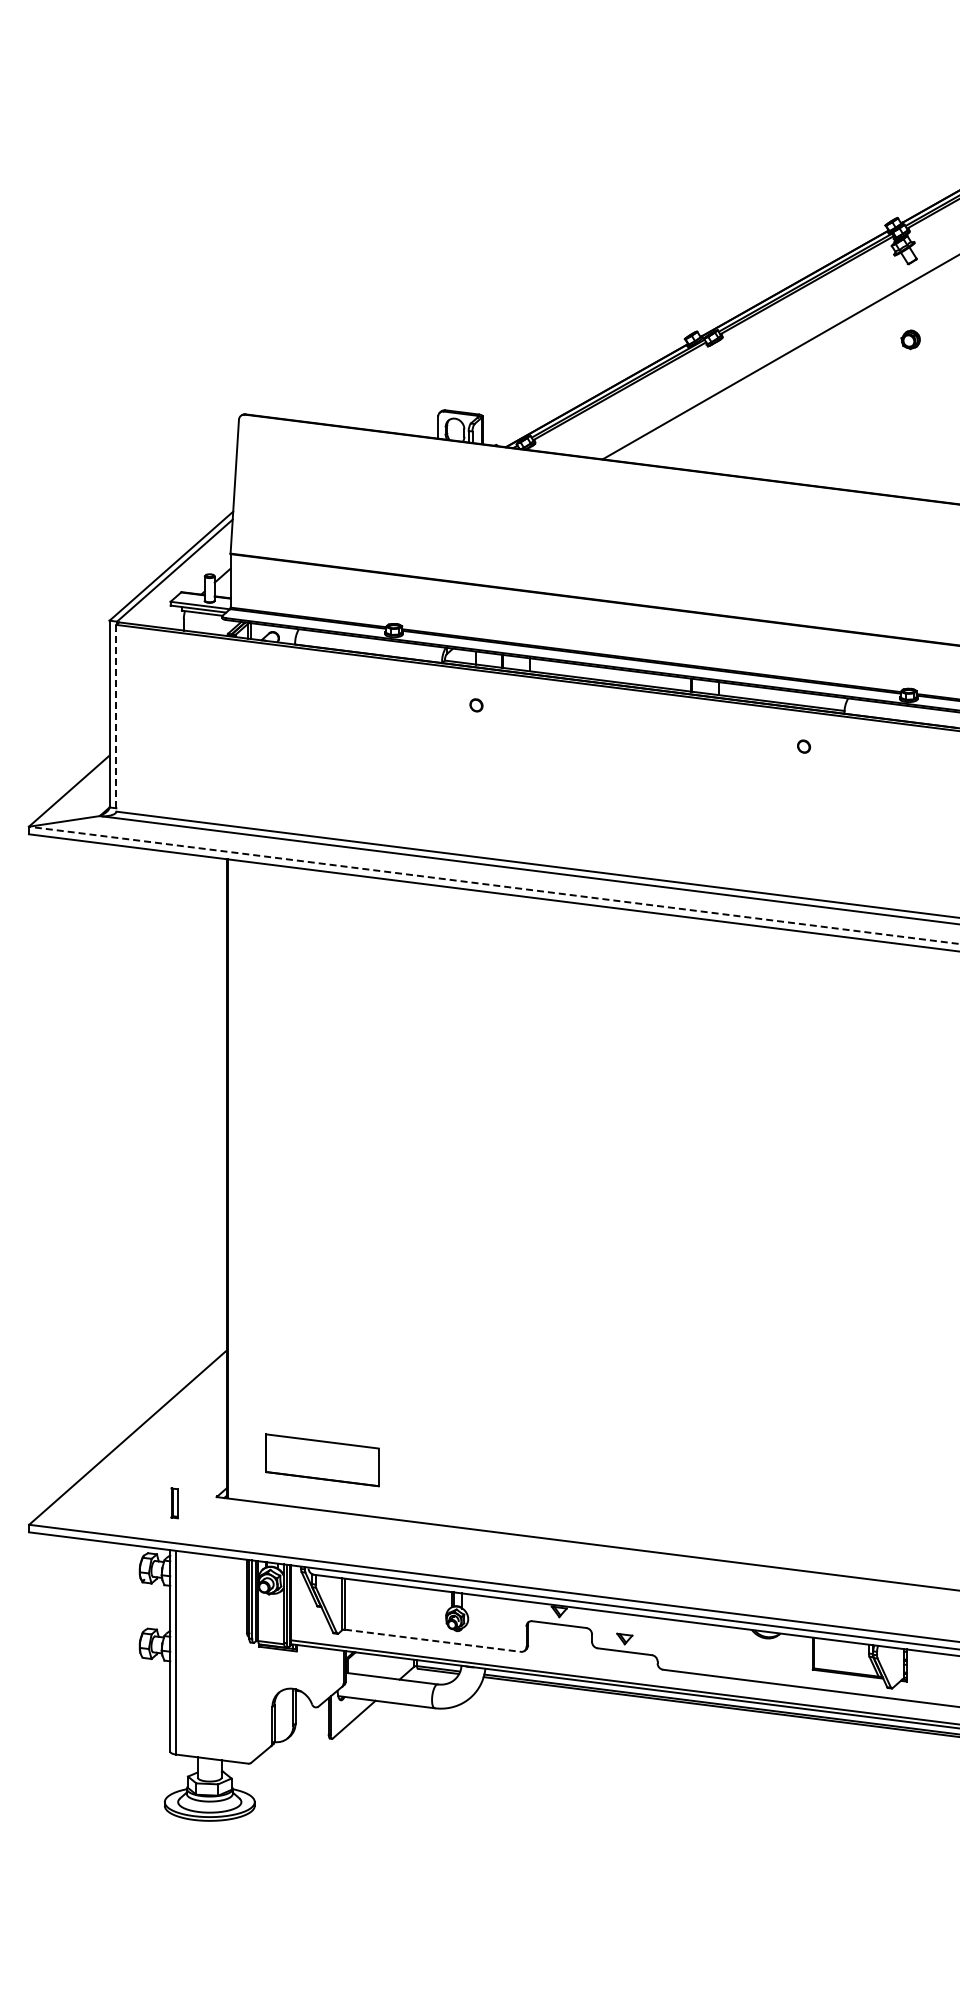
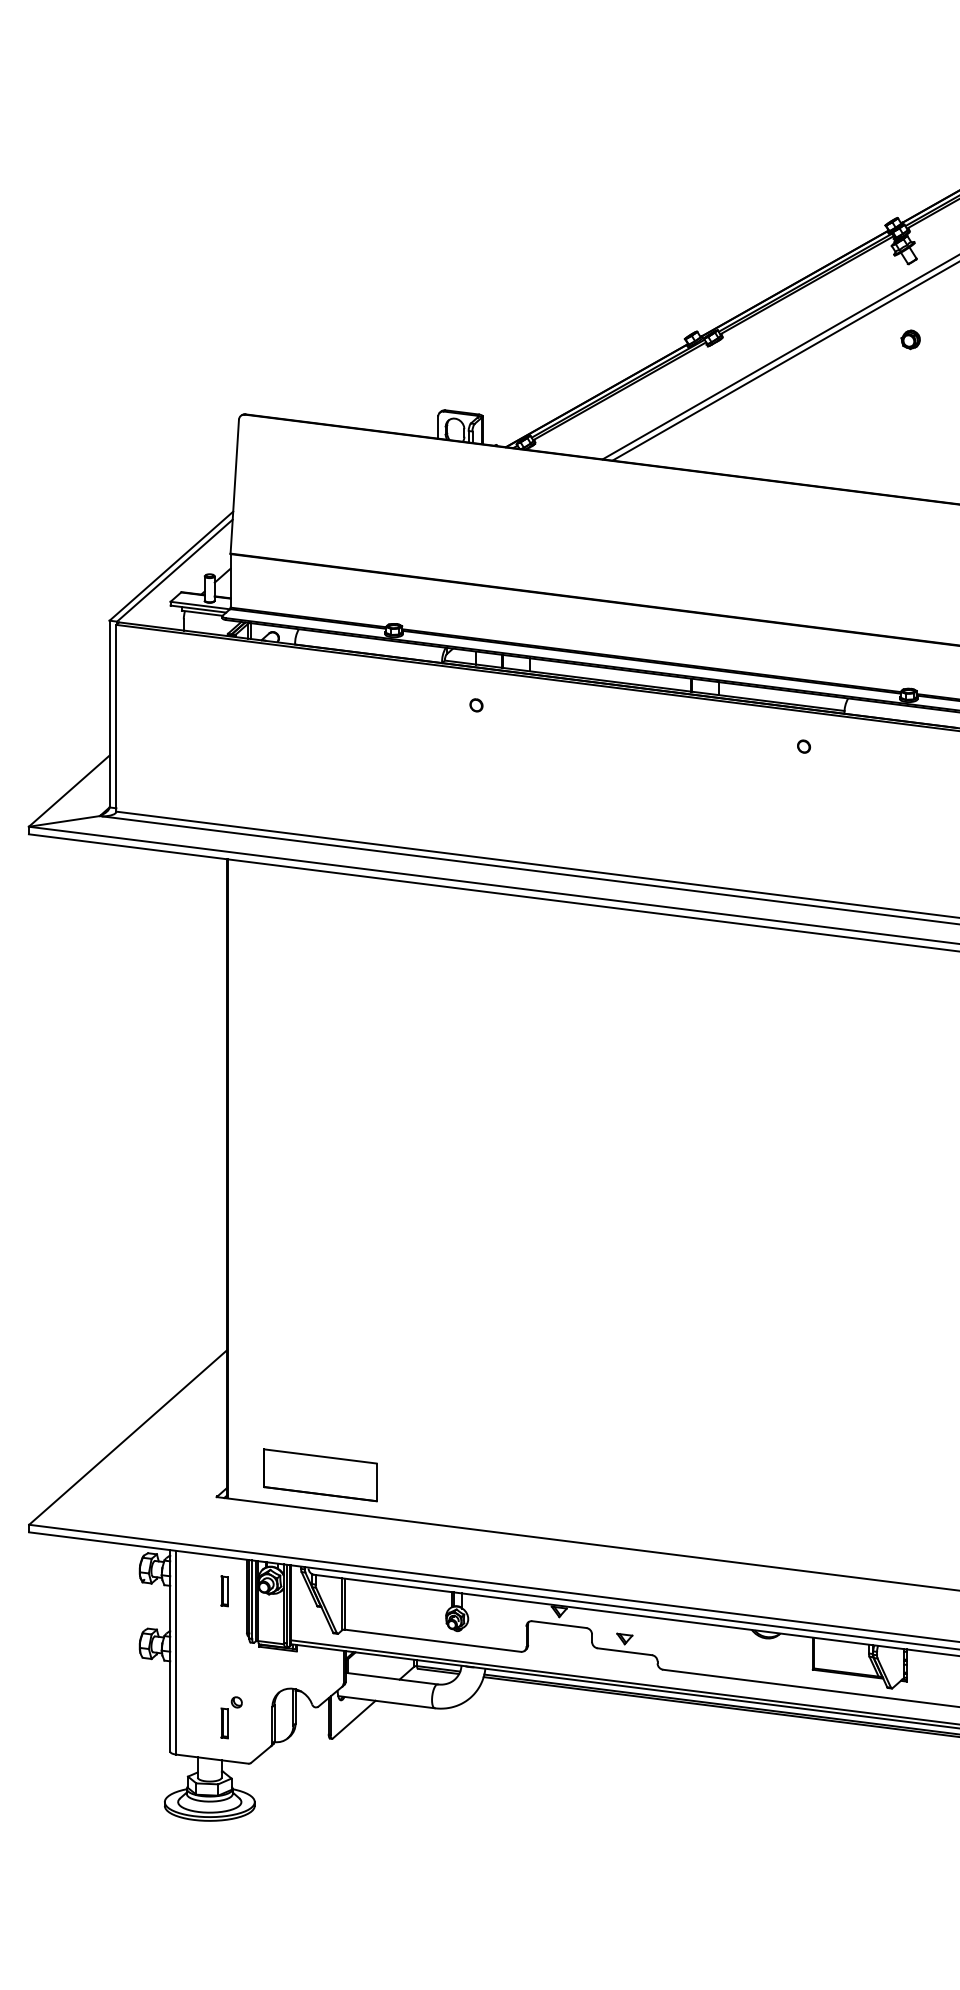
line: none -> present (784, 361)
line: dashed -> solid (116, 718)
line: dashed -> solid (494, 885)
part position: (322, 1460) -> (320, 1475) (320, 1475)
part position: (174, 1503) -> (224, 1591) (224, 1591)
line: dashed -> solid (432, 1640)
part: none -> present (231, 1717)
